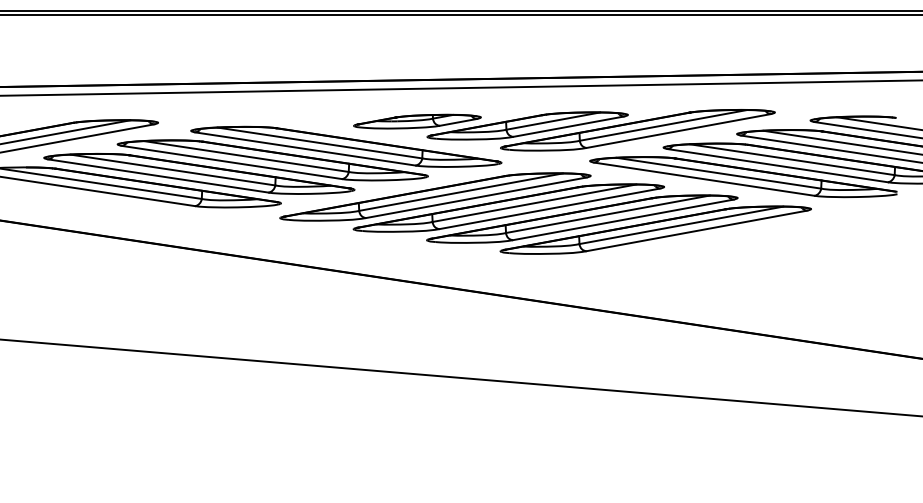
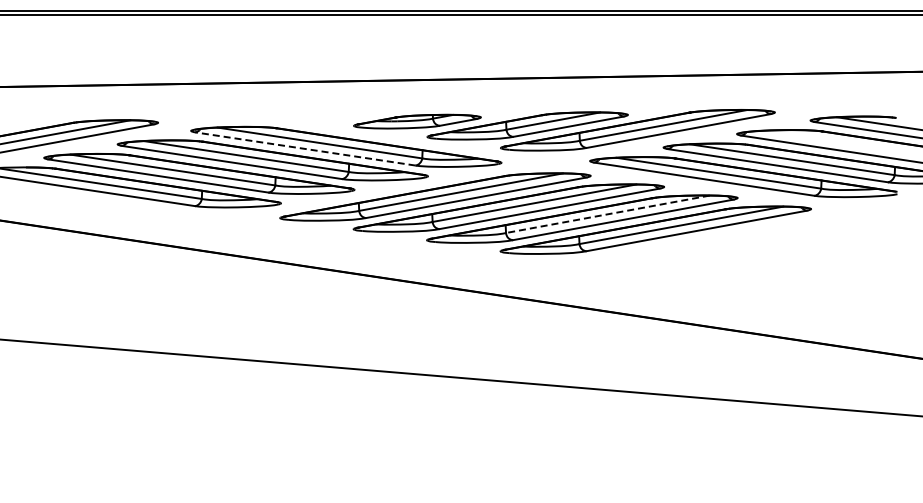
line: present -> none (460, 87)
line: present -> none (841, 142)
line: solid -> dashed (304, 148)
line: solid -> dashed (607, 214)
